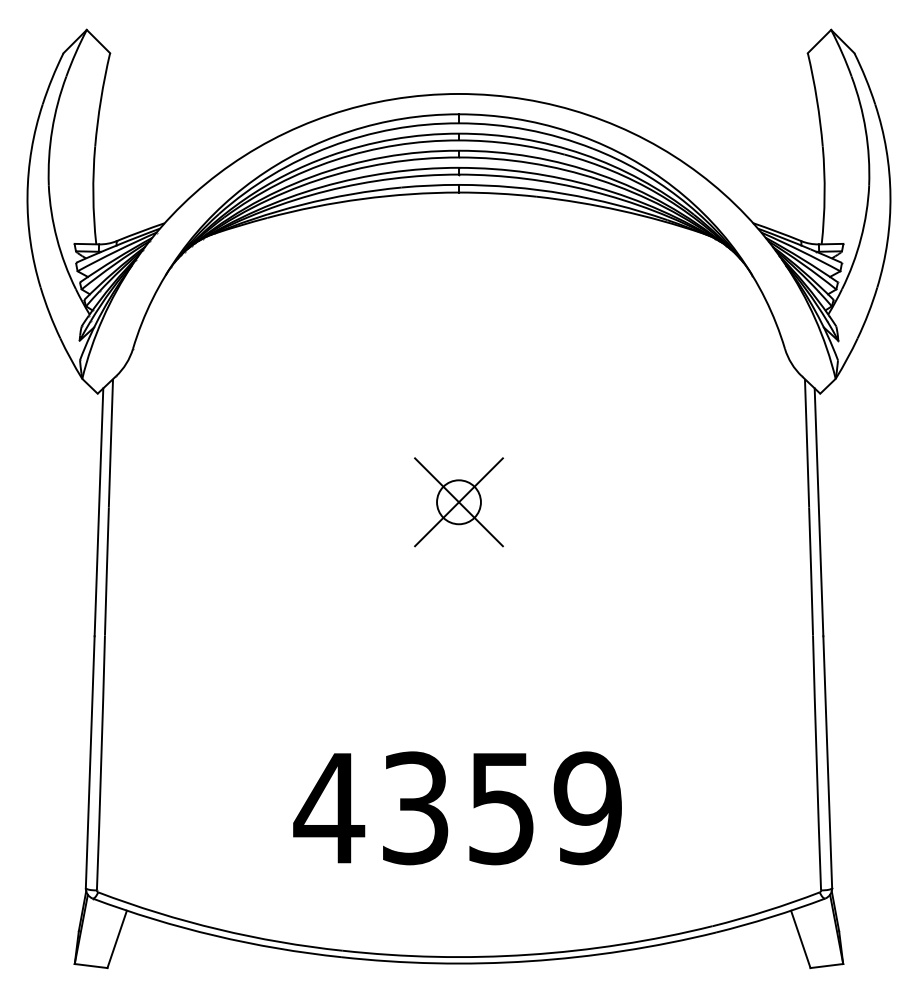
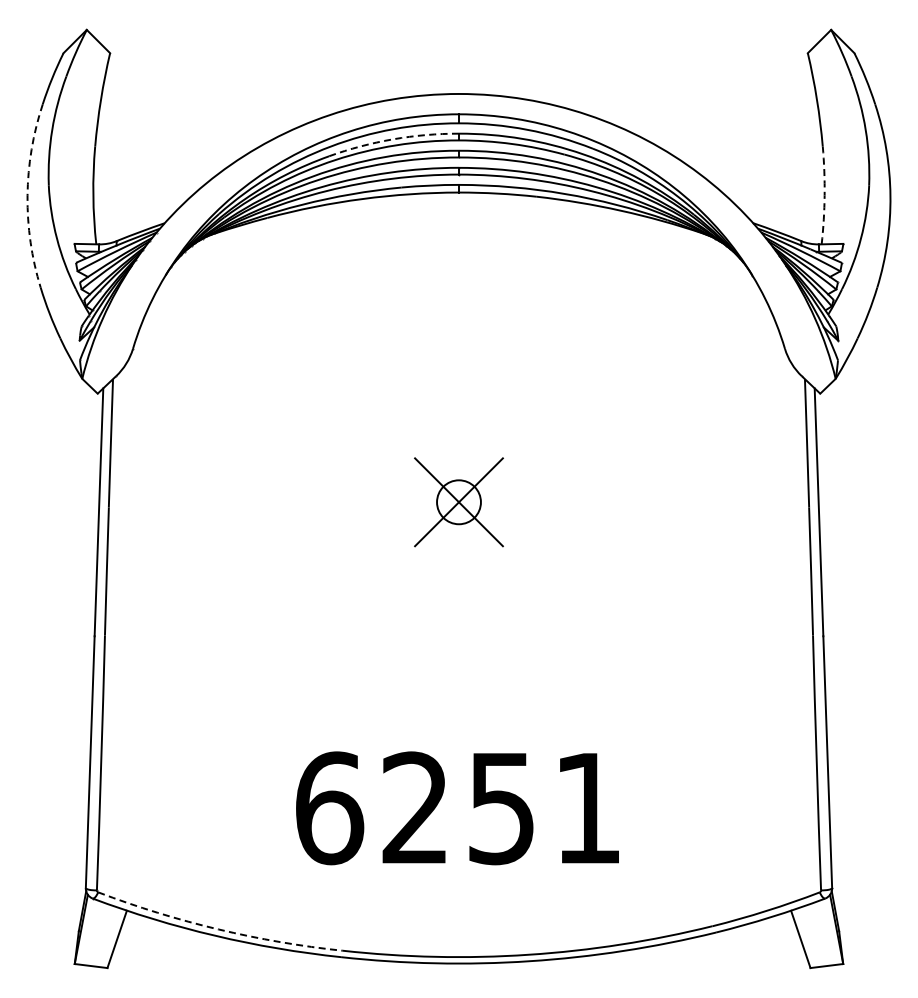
arc: solid -> dashed (393, 139)
arc: solid -> dashed (27, 195)
arc: solid -> dashed (824, 195)
text: 4359 -> 6251 (457, 808)
arc: solid -> dashed (218, 929)
